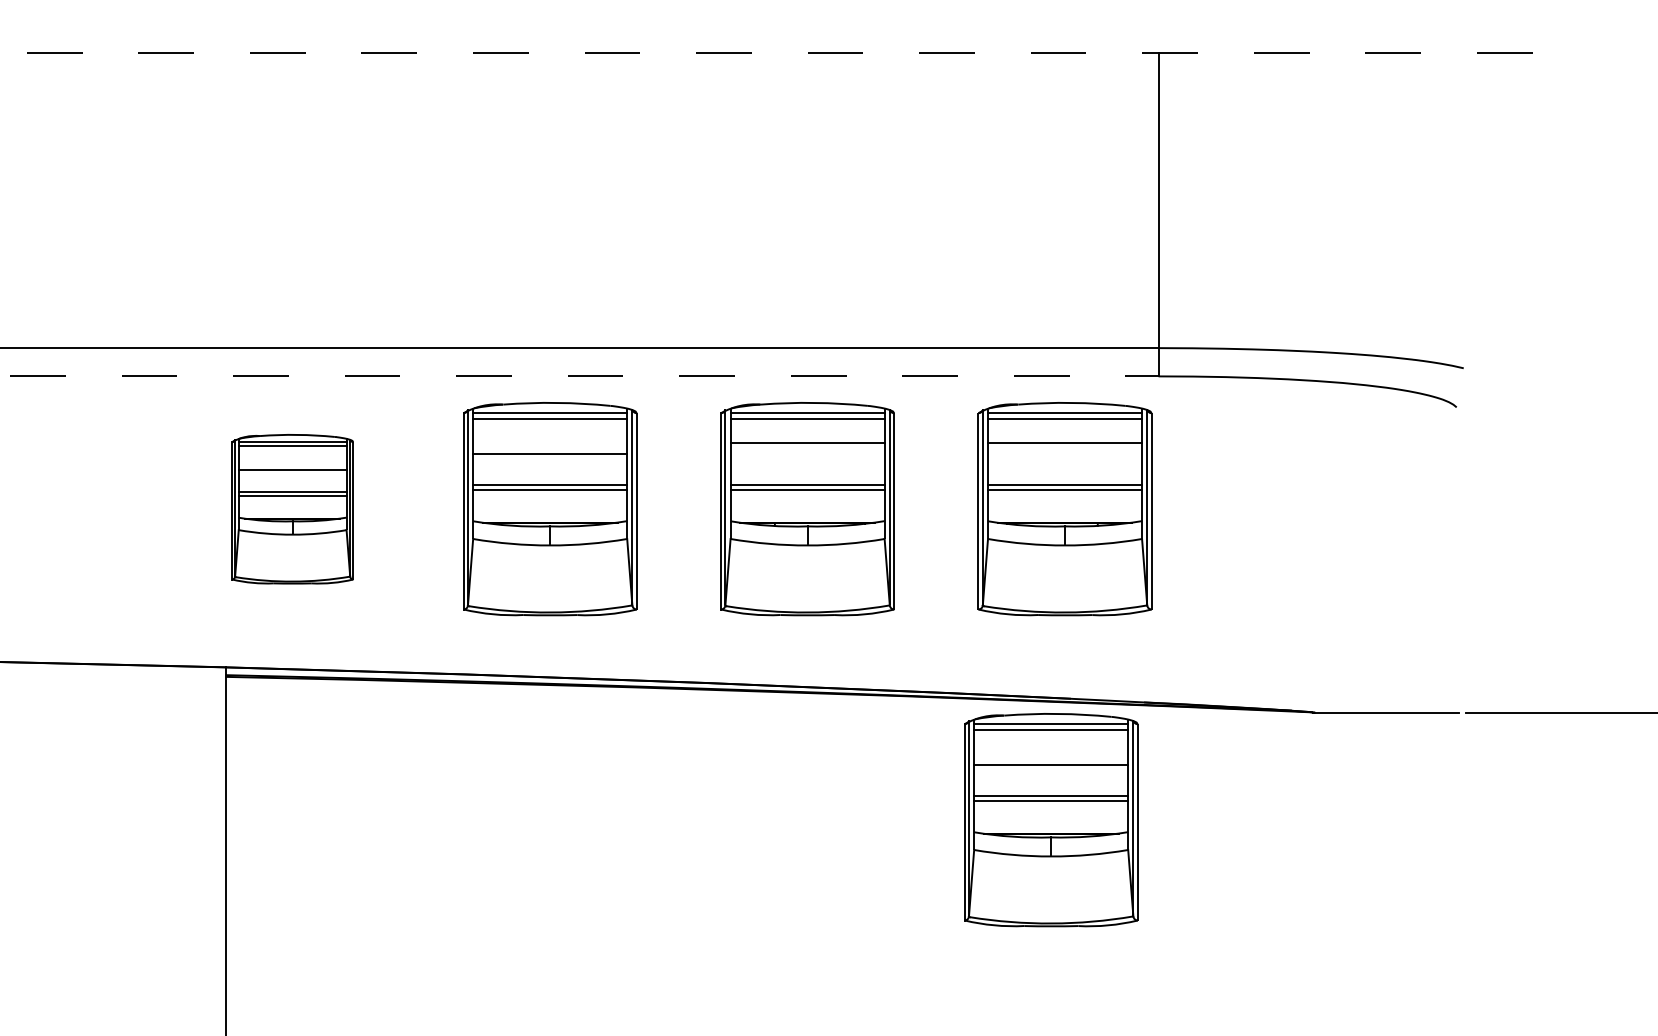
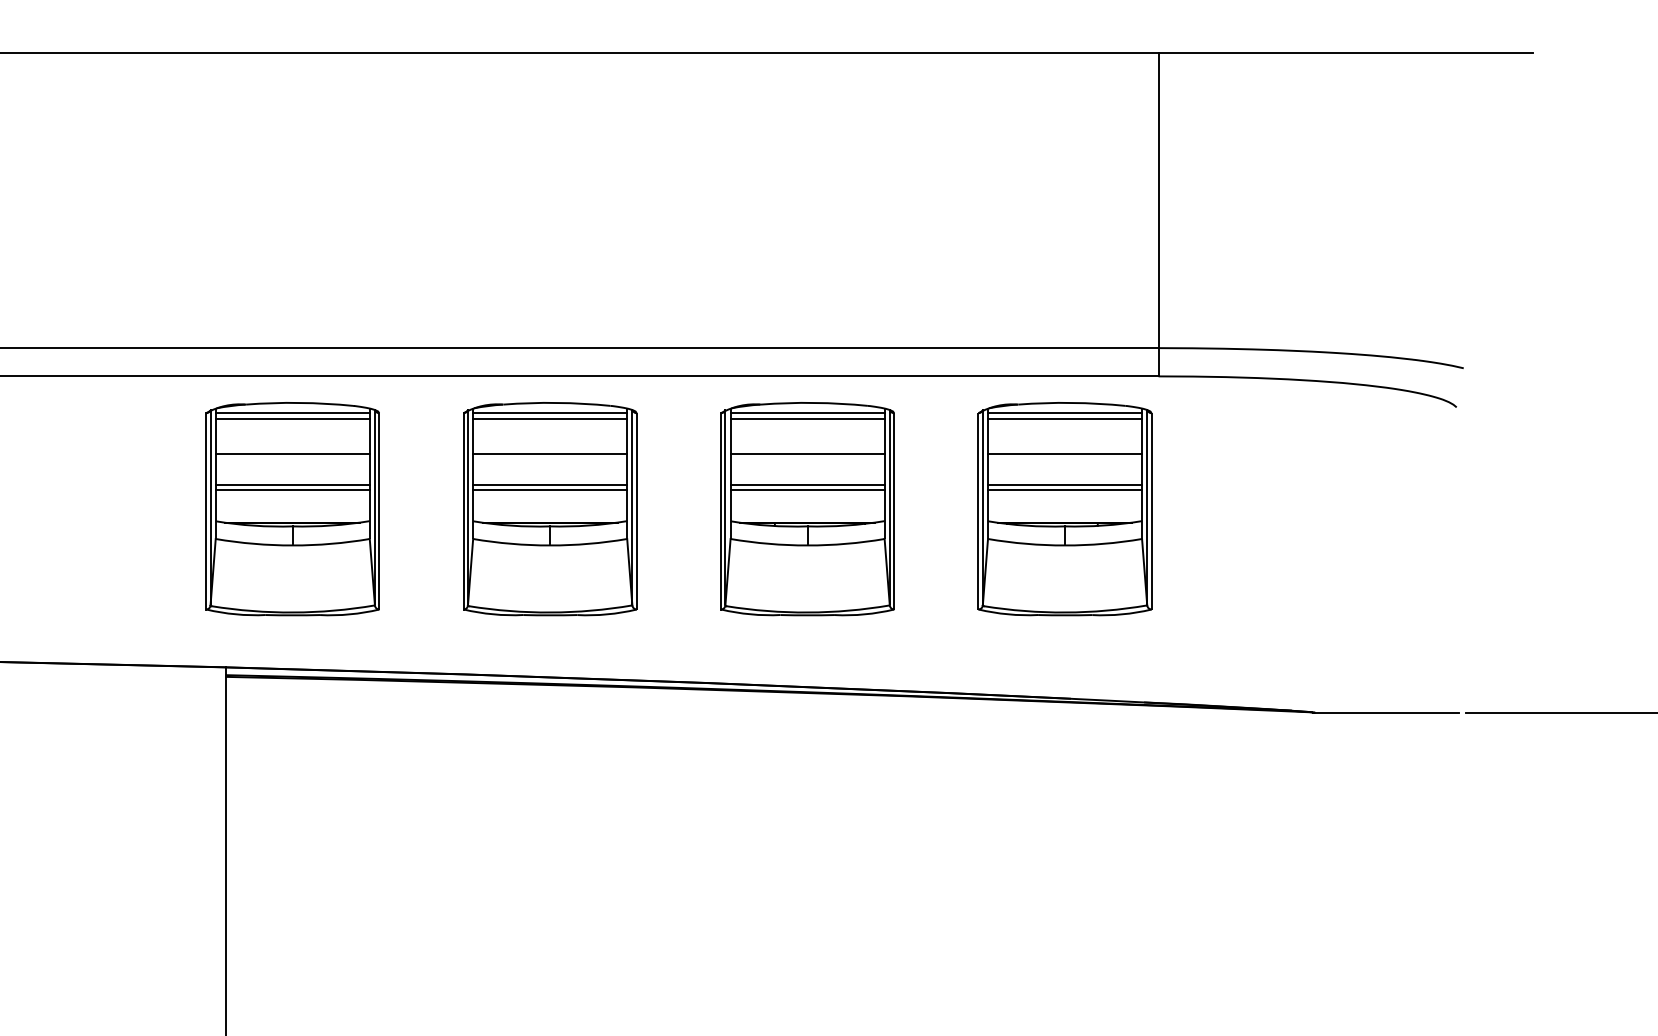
line: dashed -> solid (766, 52)
line: dashed -> solid (579, 376)
line position: (807, 442) -> (807, 453) (807, 453)
line position: (1065, 442) -> (1065, 453) (1065, 453)
part size: 123x151 px -> 175x215 px (292, 509)
part: present -> none (1051, 820)
